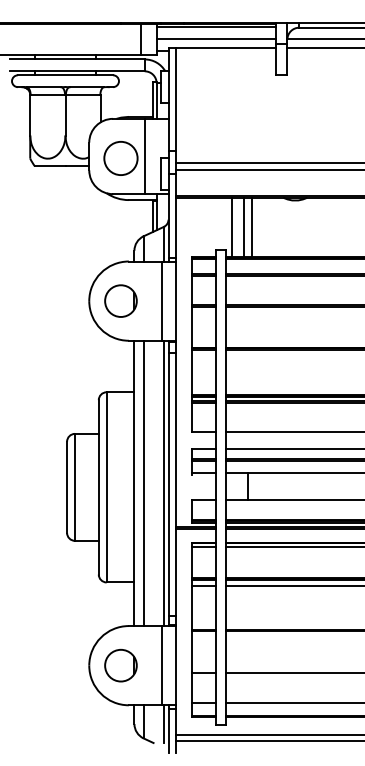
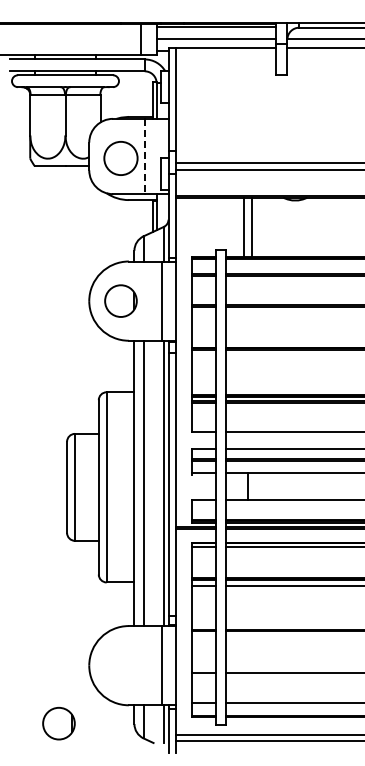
line: solid -> dashed (144, 156)
line: present -> none (232, 227)
part position: (120, 665) -> (58, 723) (58, 723)
